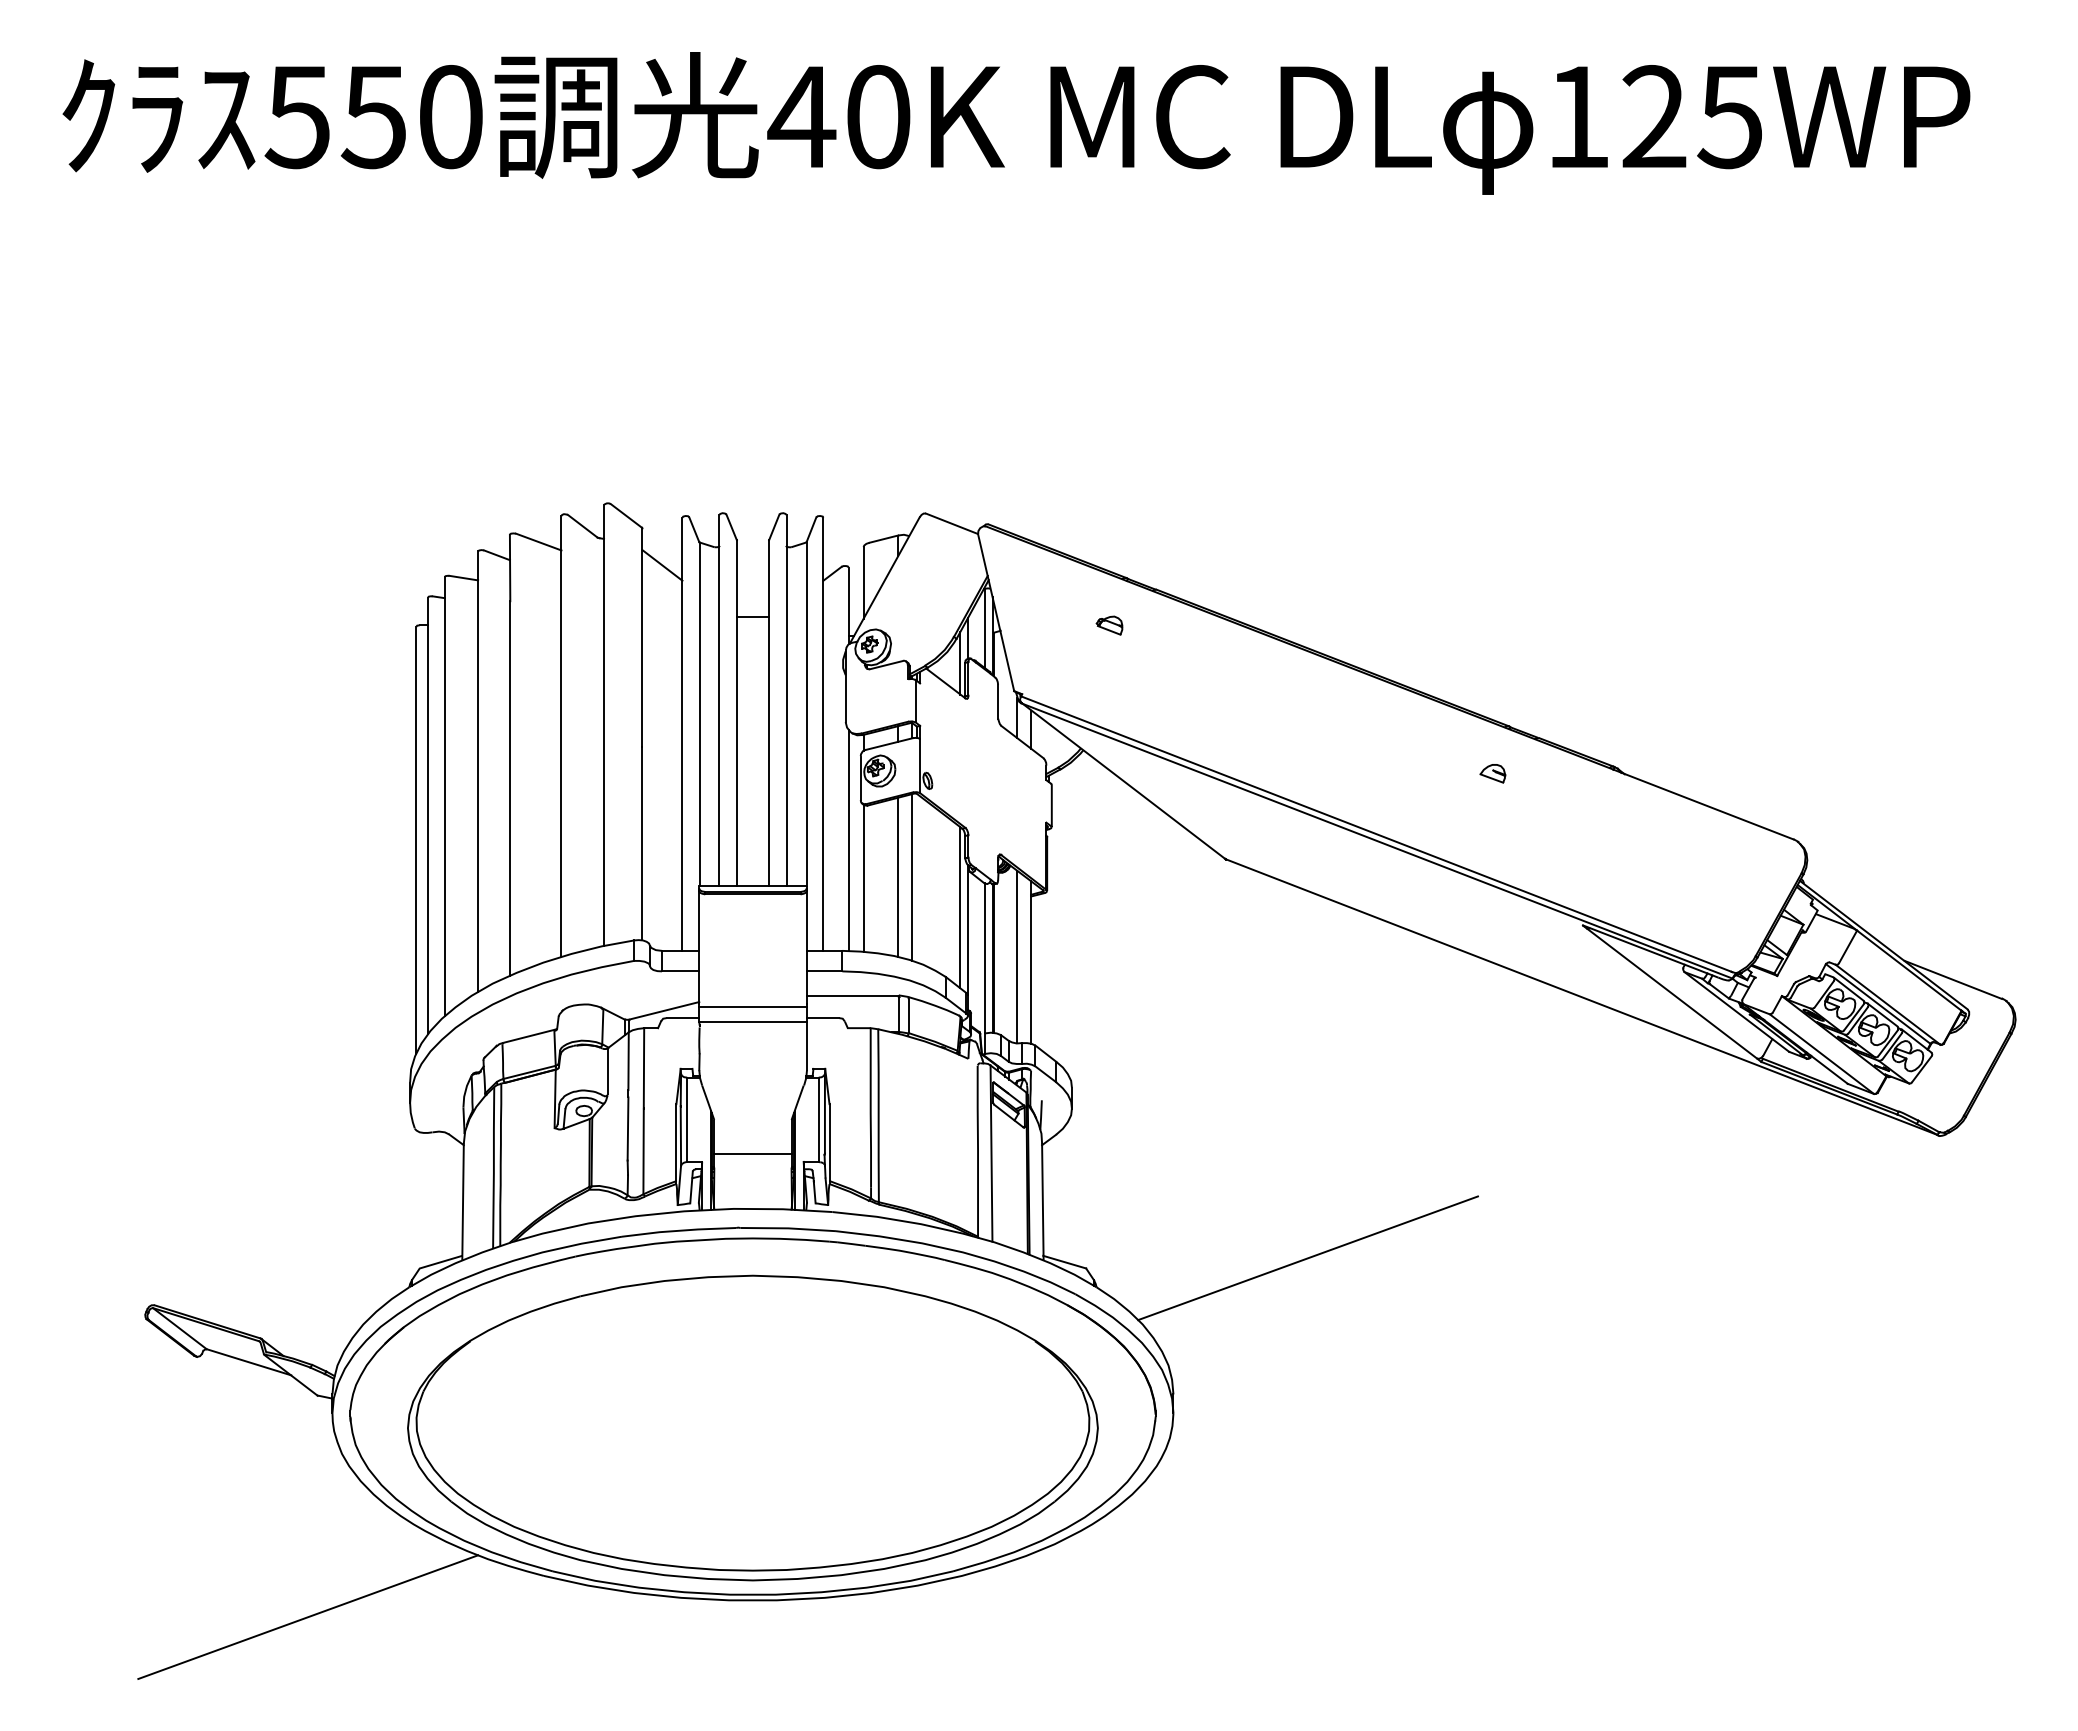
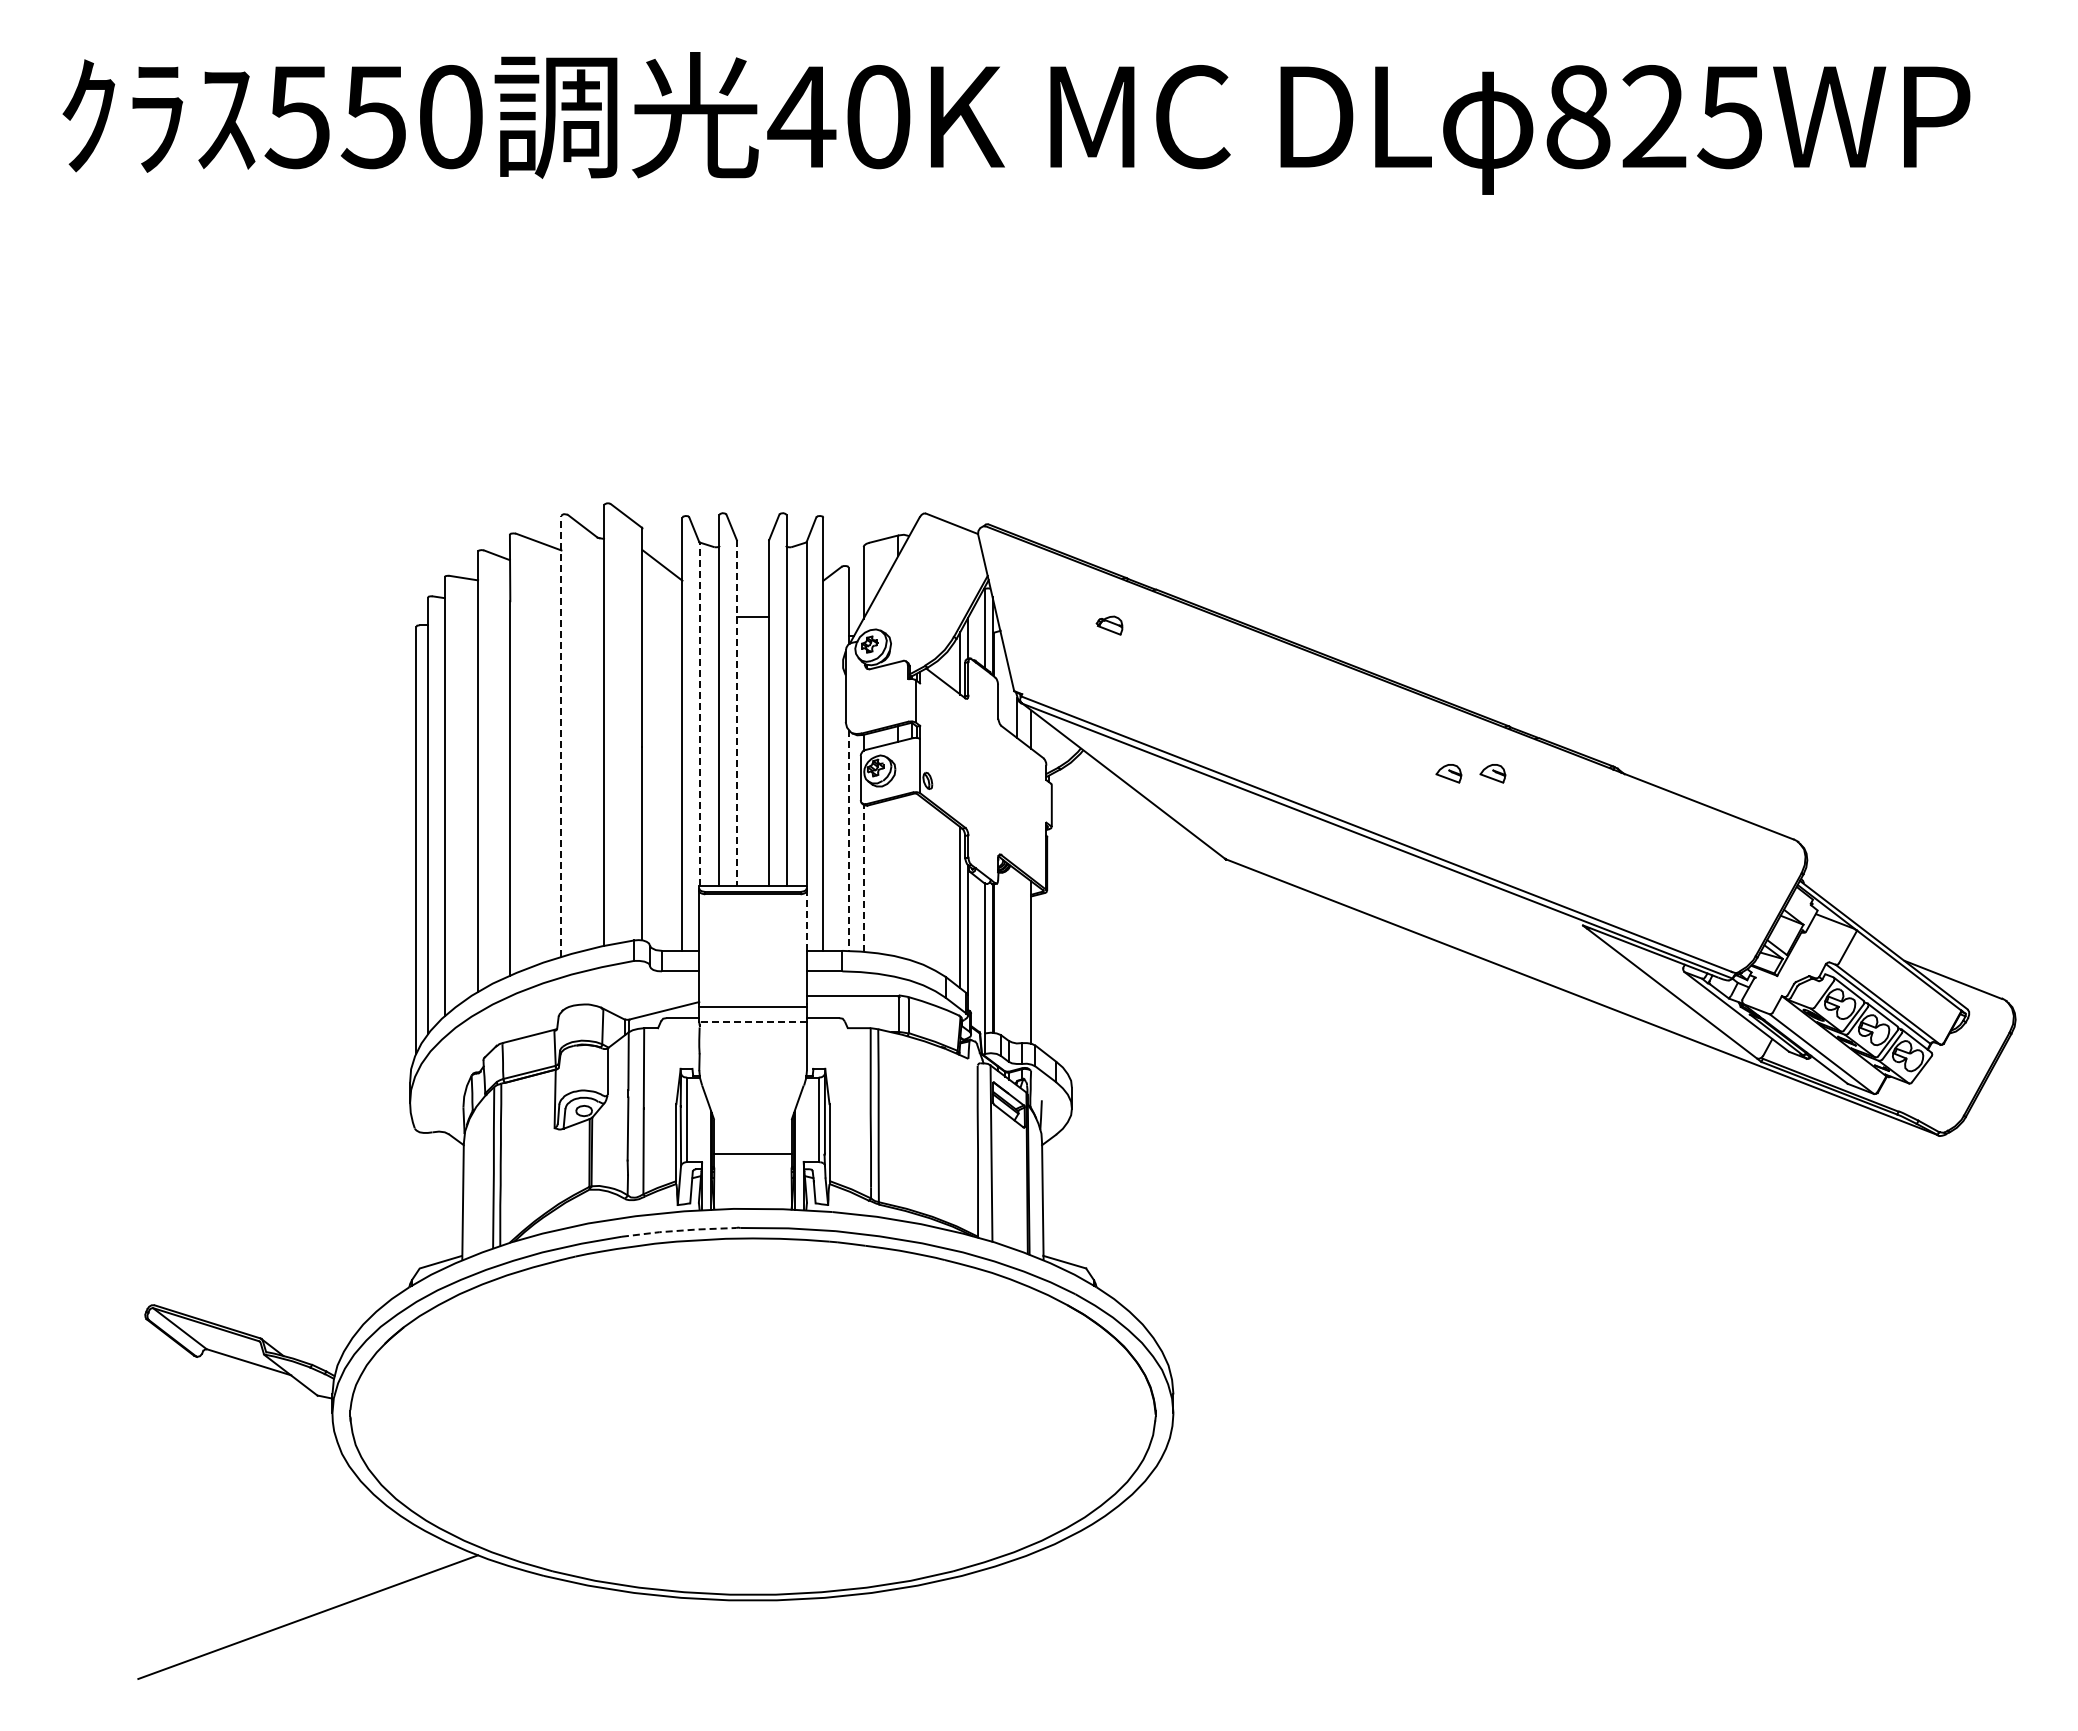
text: 125WP -> 825WP (1578, 117)
line: solid -> dashed (736, 713)
line: solid -> dashed (700, 714)
line: solid -> dashed (561, 735)
part: none -> present (1448, 773)
line: solid -> dashed (848, 840)
line: present -> none (898, 876)
line: solid -> dashed (863, 877)
line: present -> none (911, 877)
line: solid -> dashed (806, 920)
line: present -> none (1017, 956)
line: solid -> dashed (751, 1021)
line: solid -> dashed (679, 1230)
line: present -> none (1307, 1258)
part: present -> none (752, 1427)
